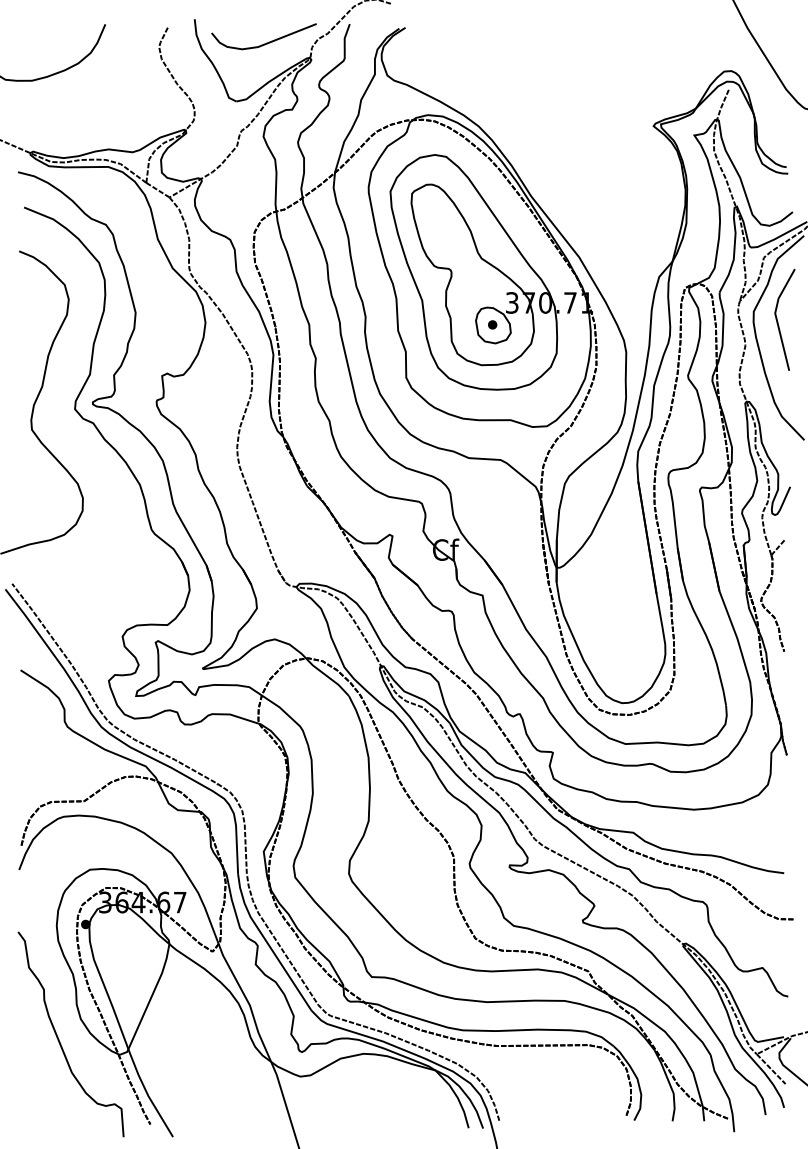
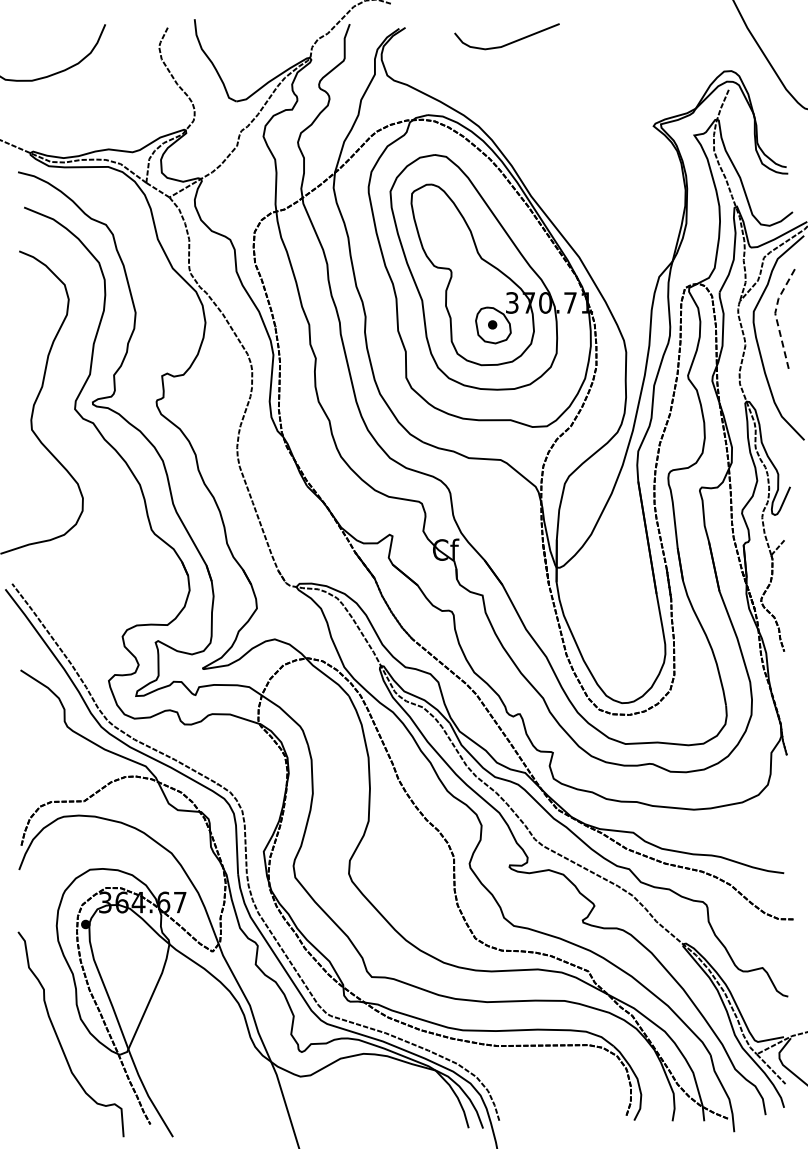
curve position: (266, 42) -> (509, 42) (509, 42)
line: solid -> dashed (776, 317)
